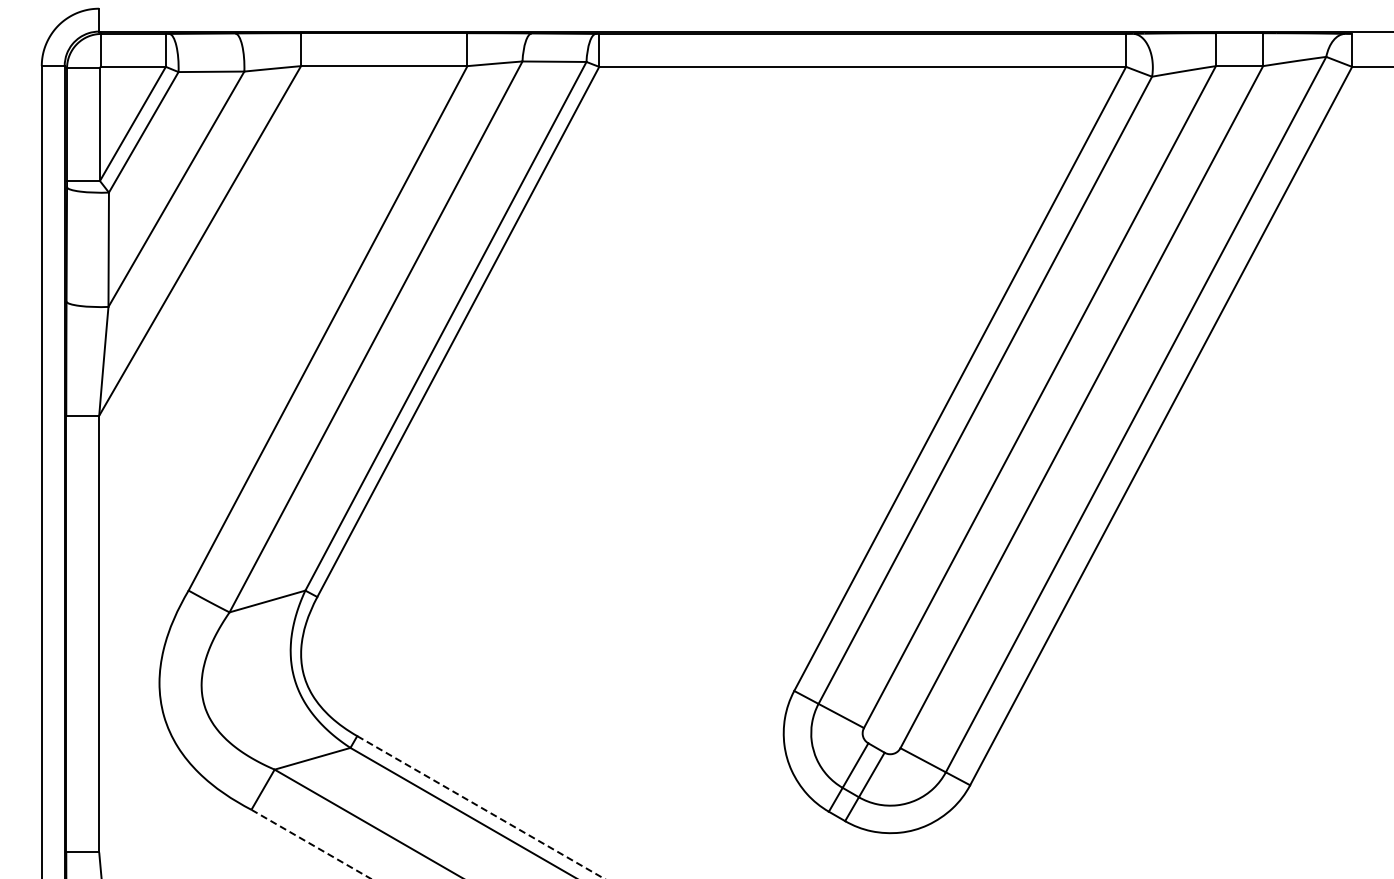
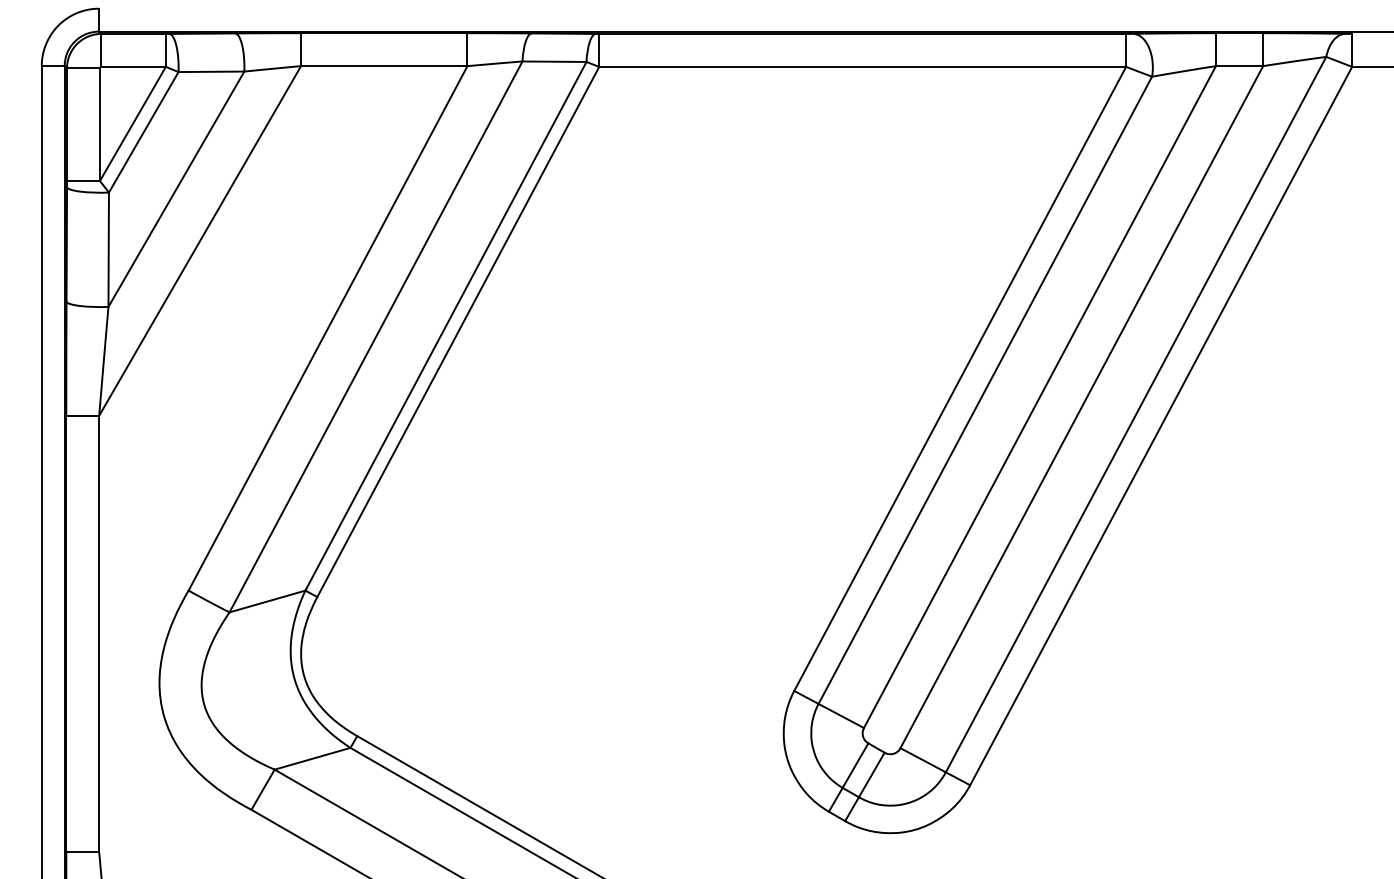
line: dashed -> solid (481, 807)
line: dashed -> solid (311, 844)
